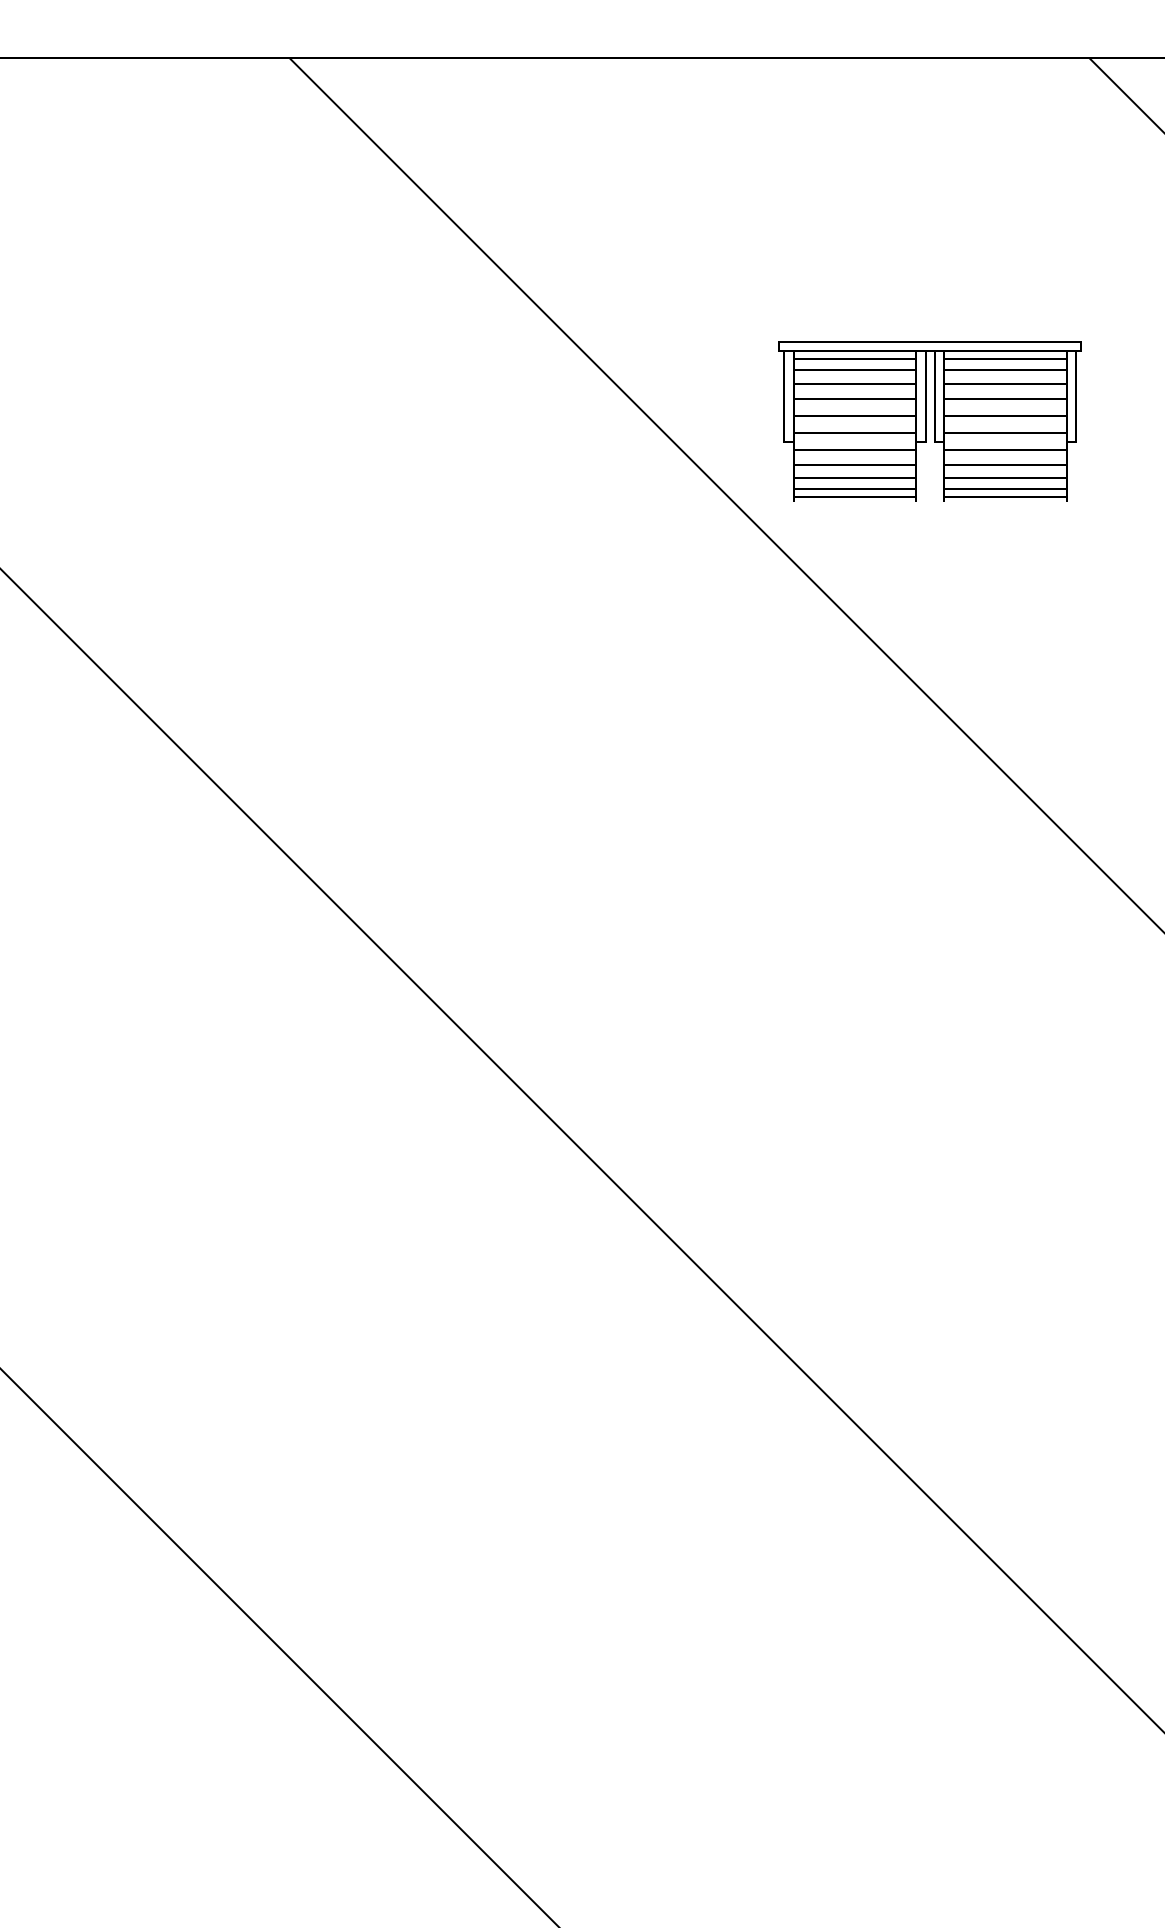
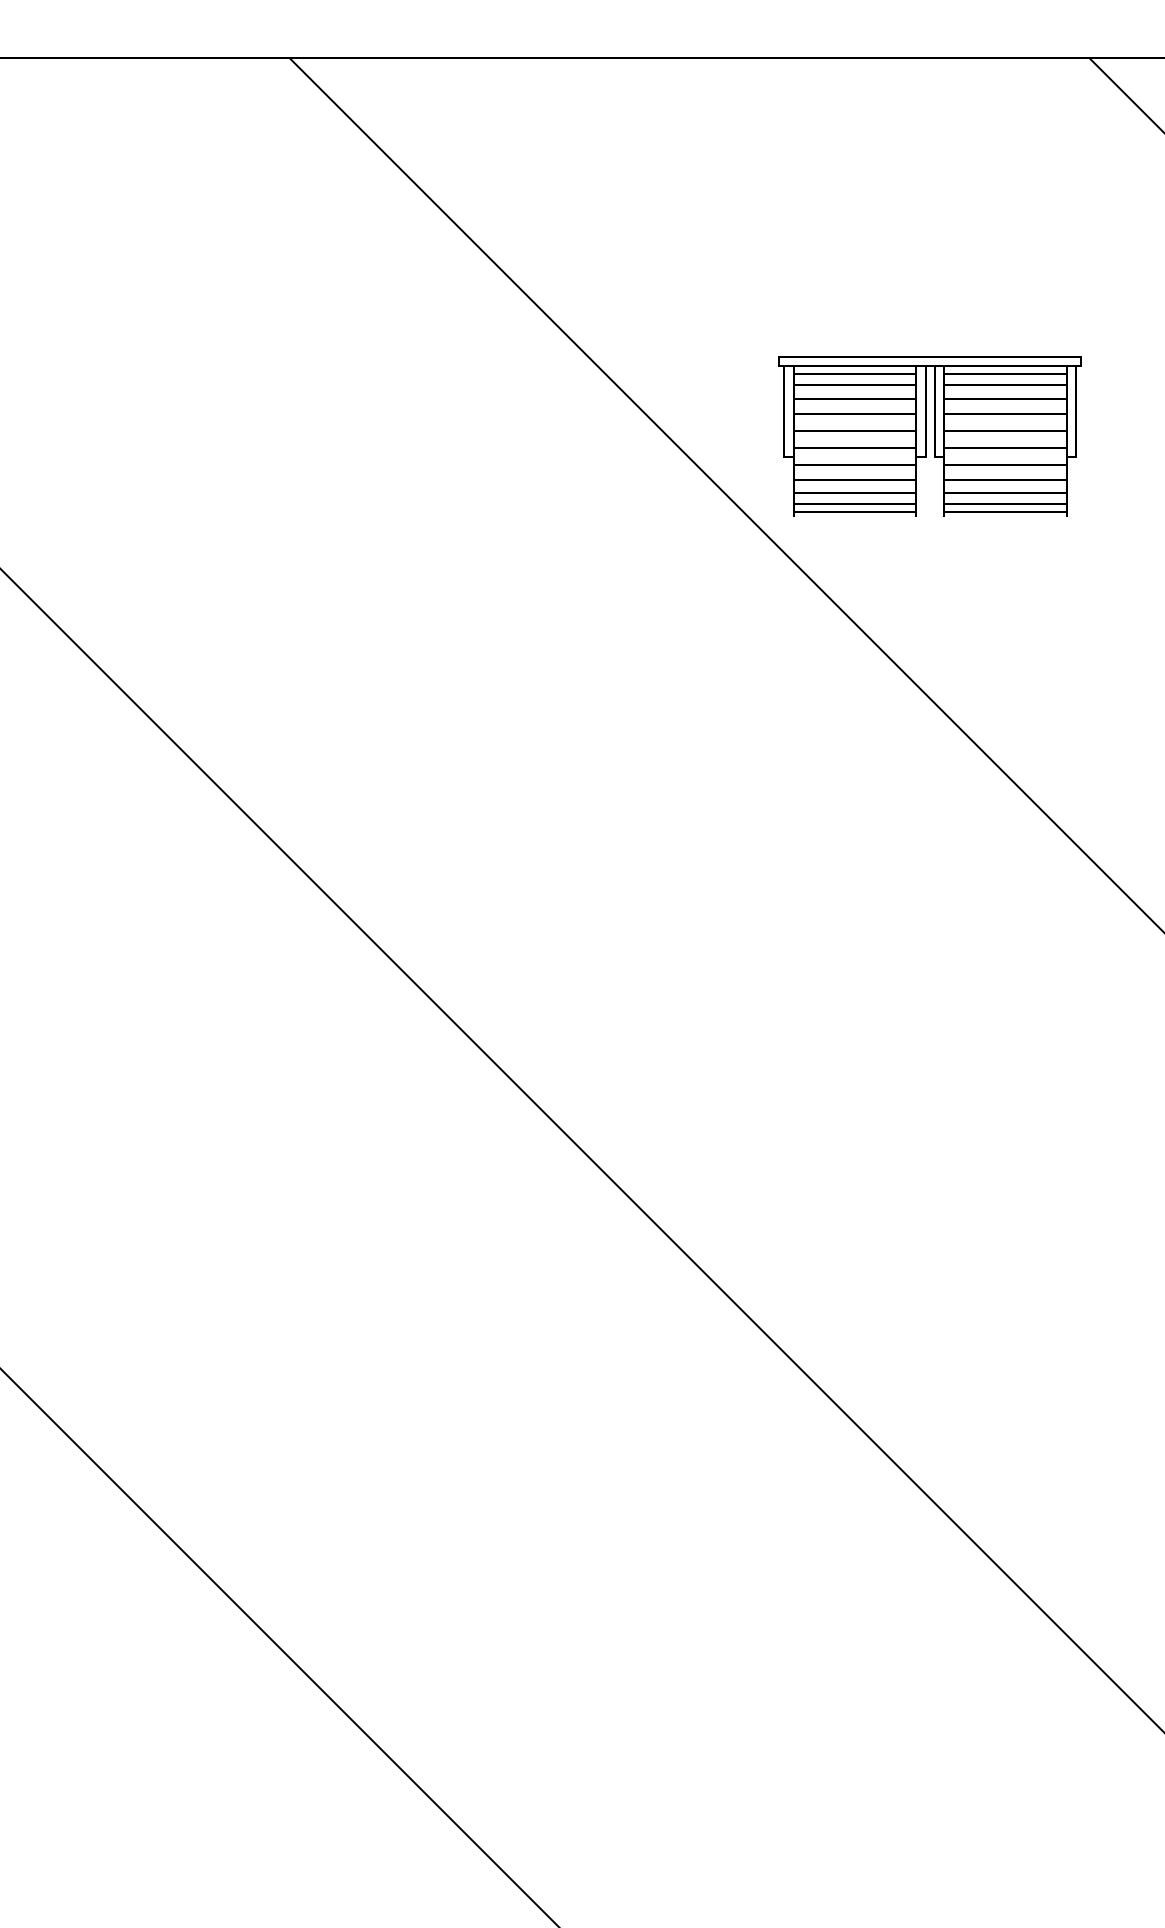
part position: (929, 421) -> (929, 436) (929, 436)
